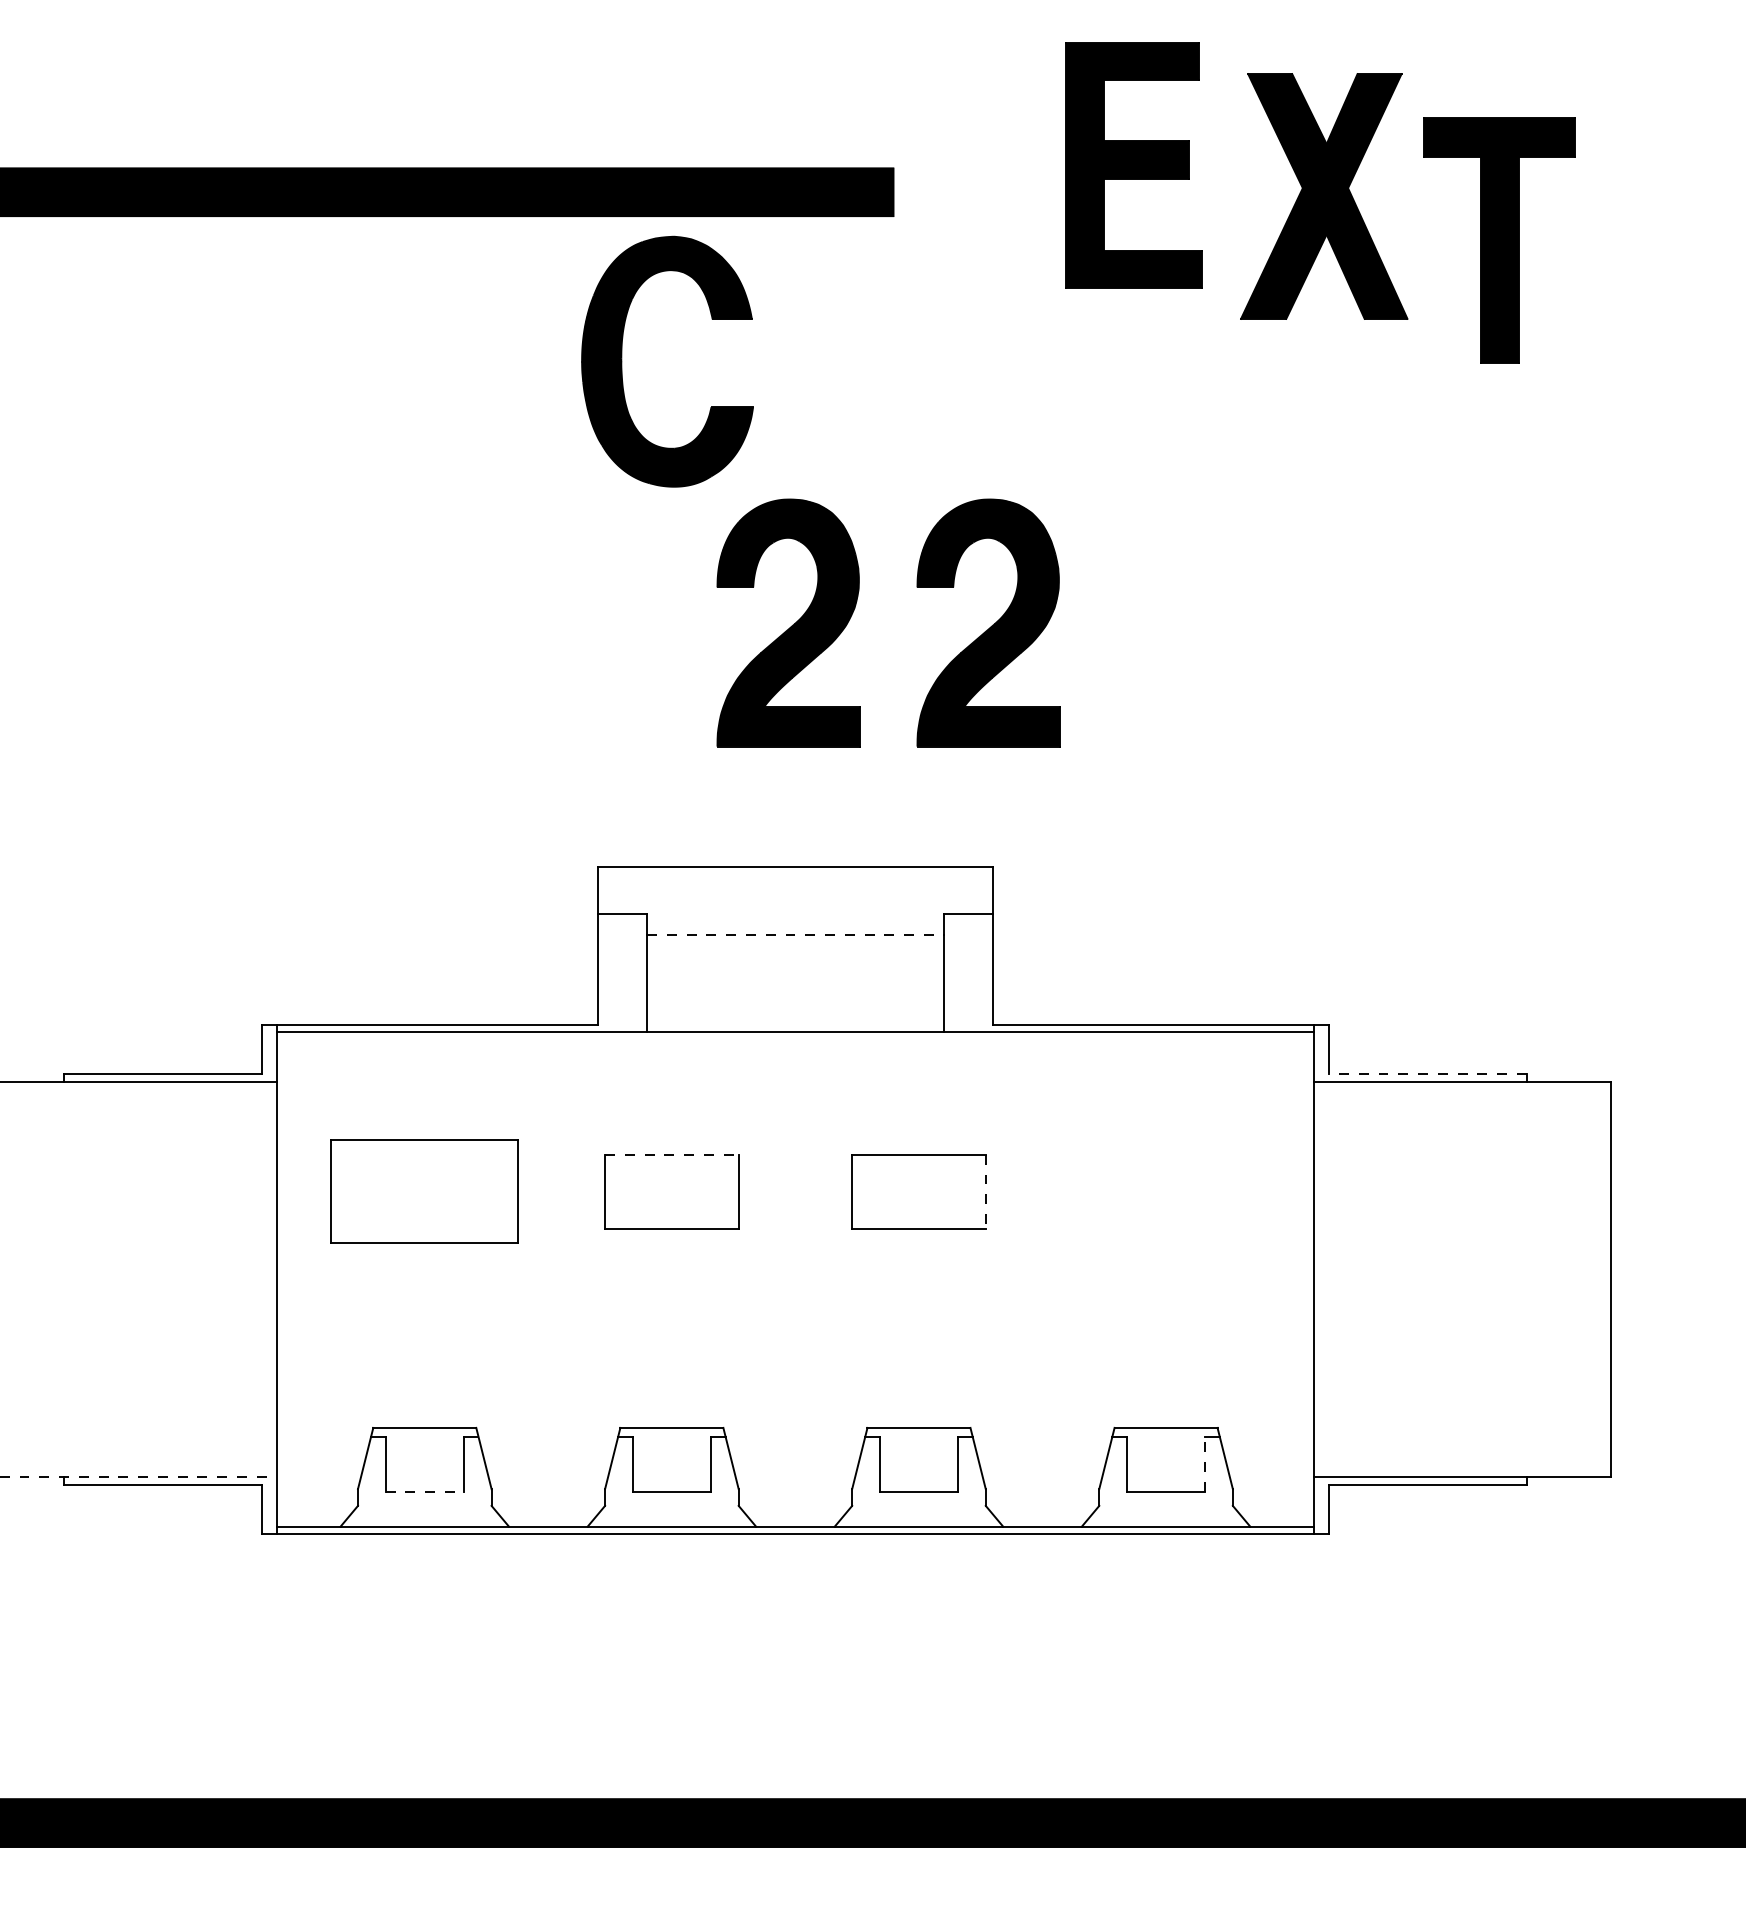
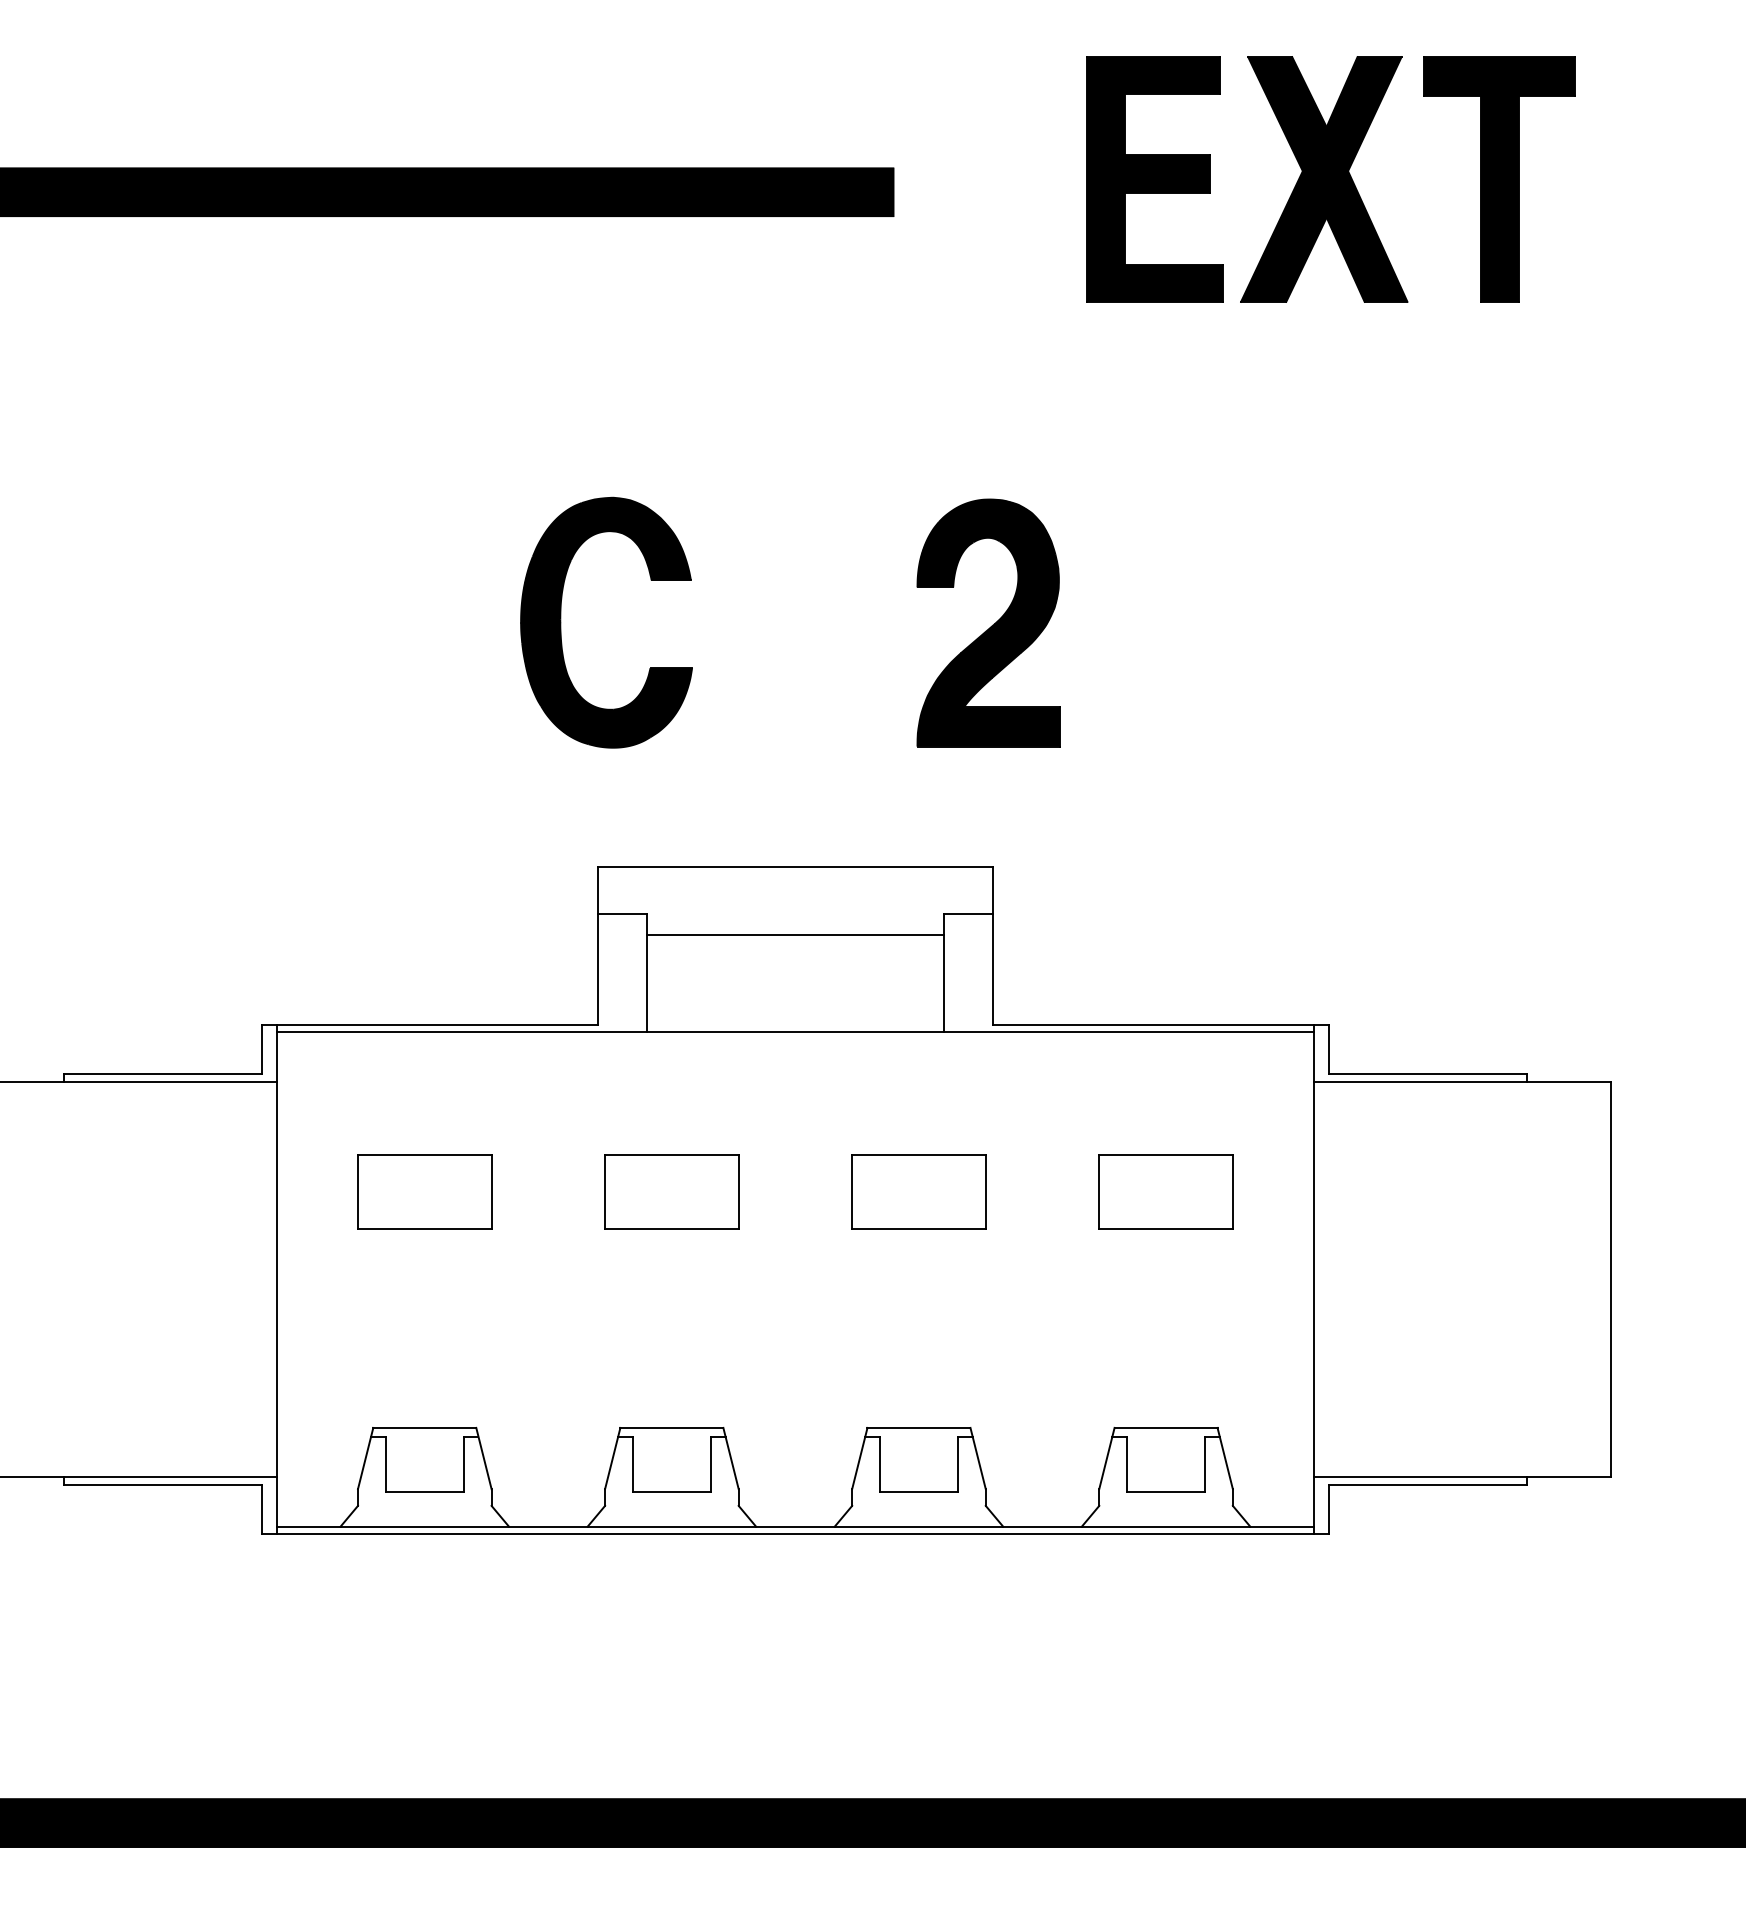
part position: (1133, 165) -> (1154, 179) (1154, 179)
part position: (1324, 196) -> (1324, 179) (1324, 179)
part position: (1499, 240) -> (1499, 179) (1499, 179)
part position: (622, 361) -> (561, 622) (561, 622)
part: present -> none (788, 622)
line: dashed -> solid (795, 934)
line: dashed -> solid (1427, 1074)
line: dashed -> solid (671, 1154)
part size: 189x105 px -> 136x76 px (424, 1191)
line: dashed -> solid (985, 1191)
part: none -> present (1165, 1191)
line: dashed -> solid (1205, 1463)
line: dashed -> solid (138, 1477)
line: dashed -> solid (425, 1491)
